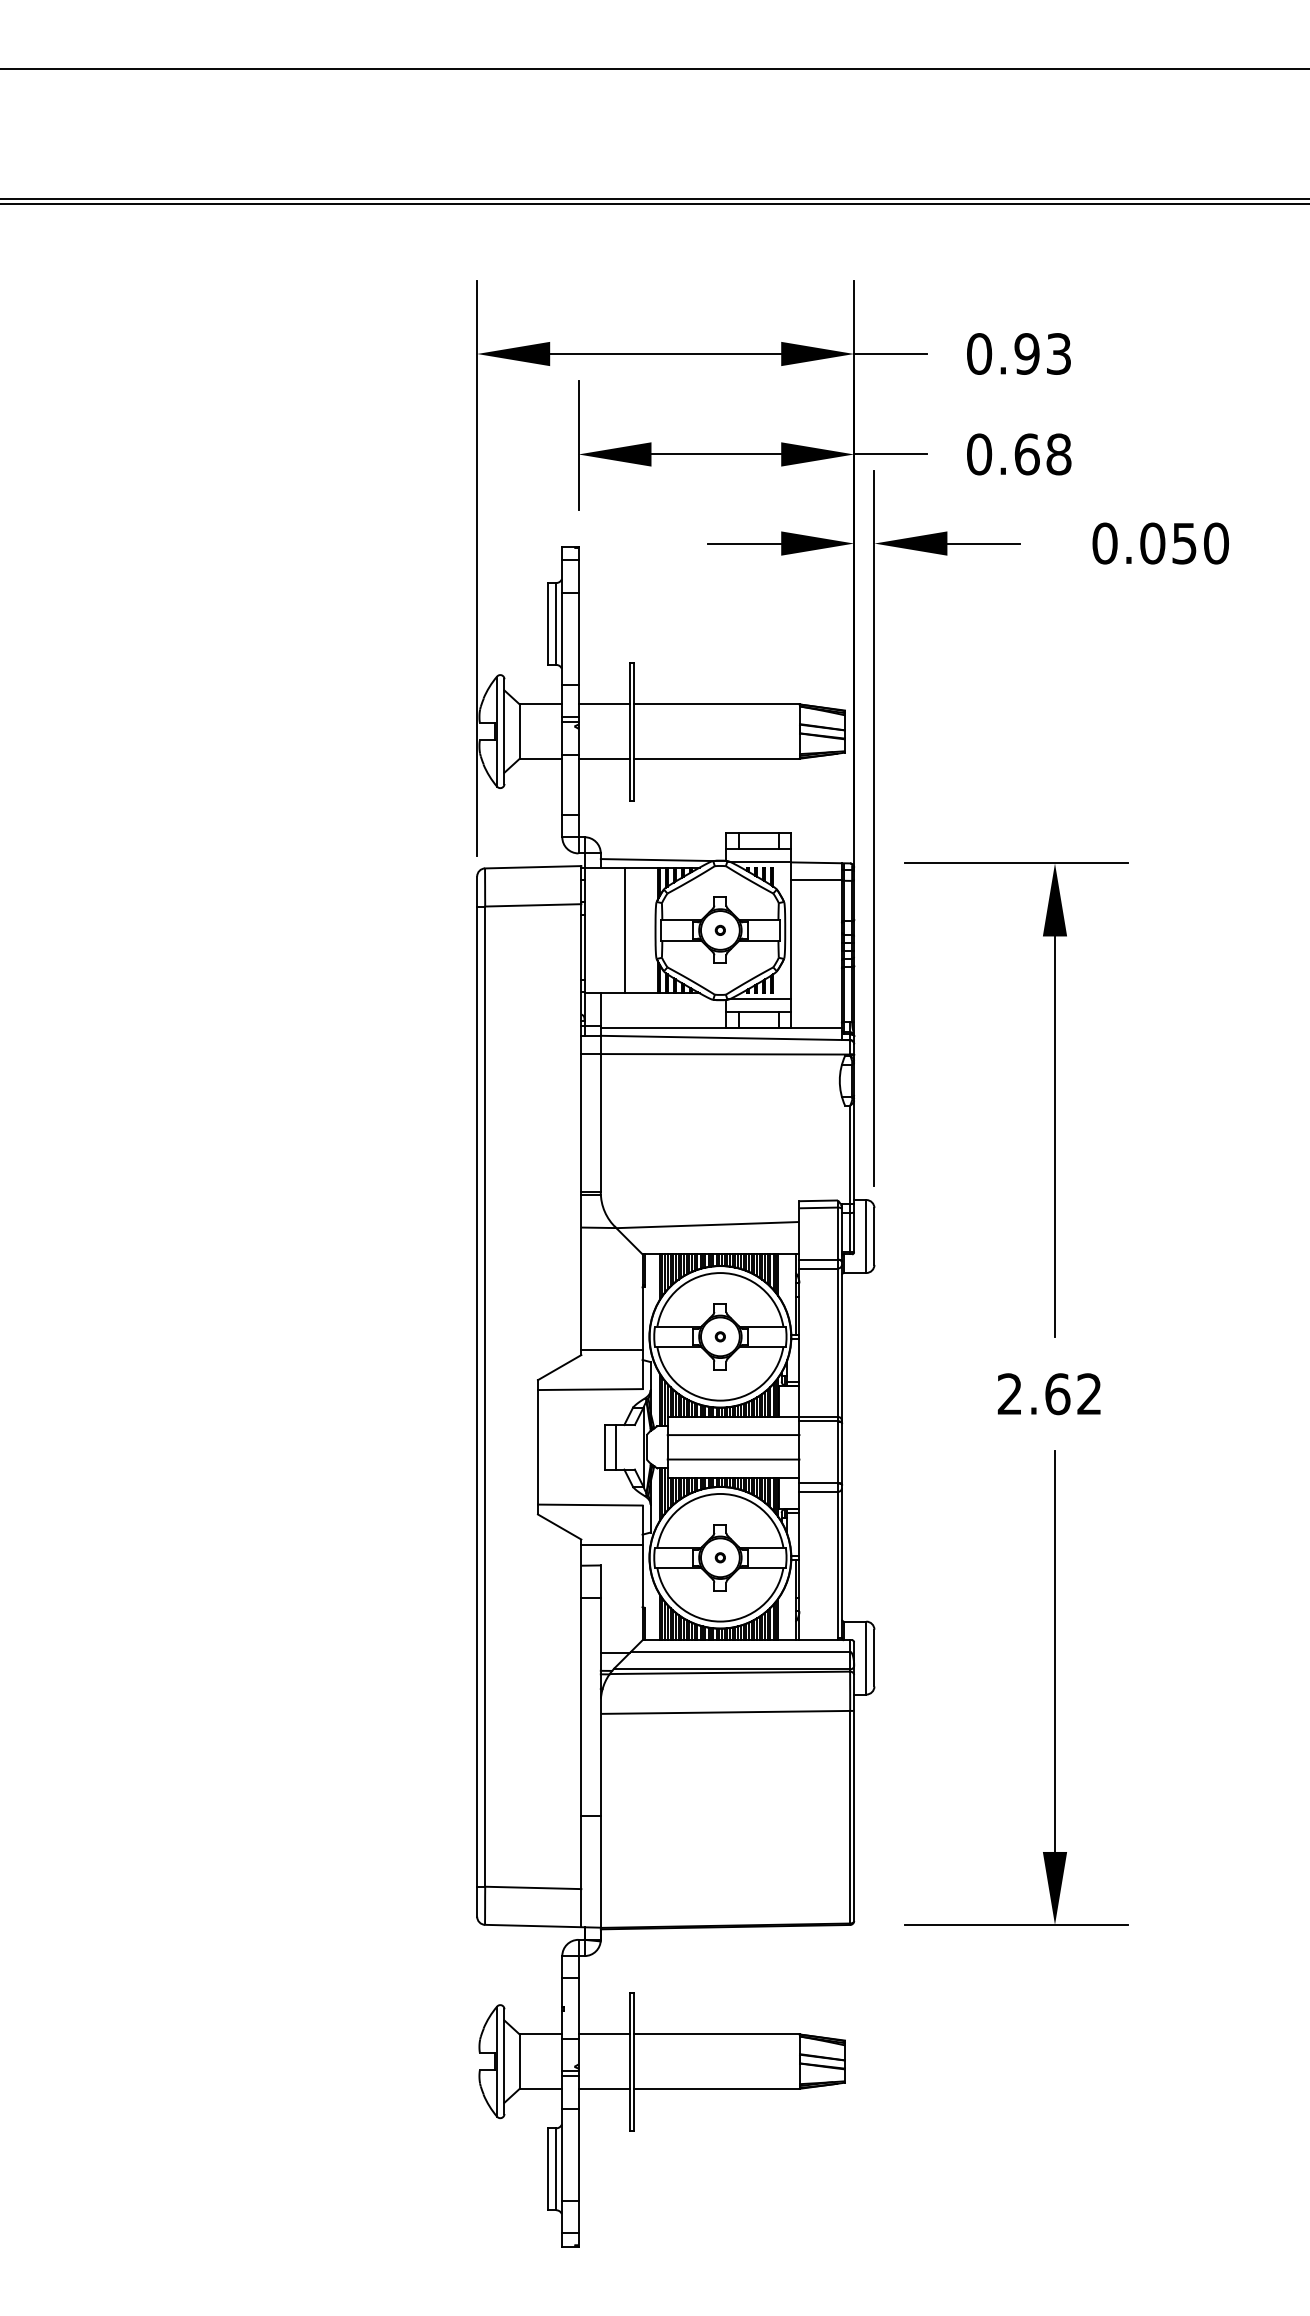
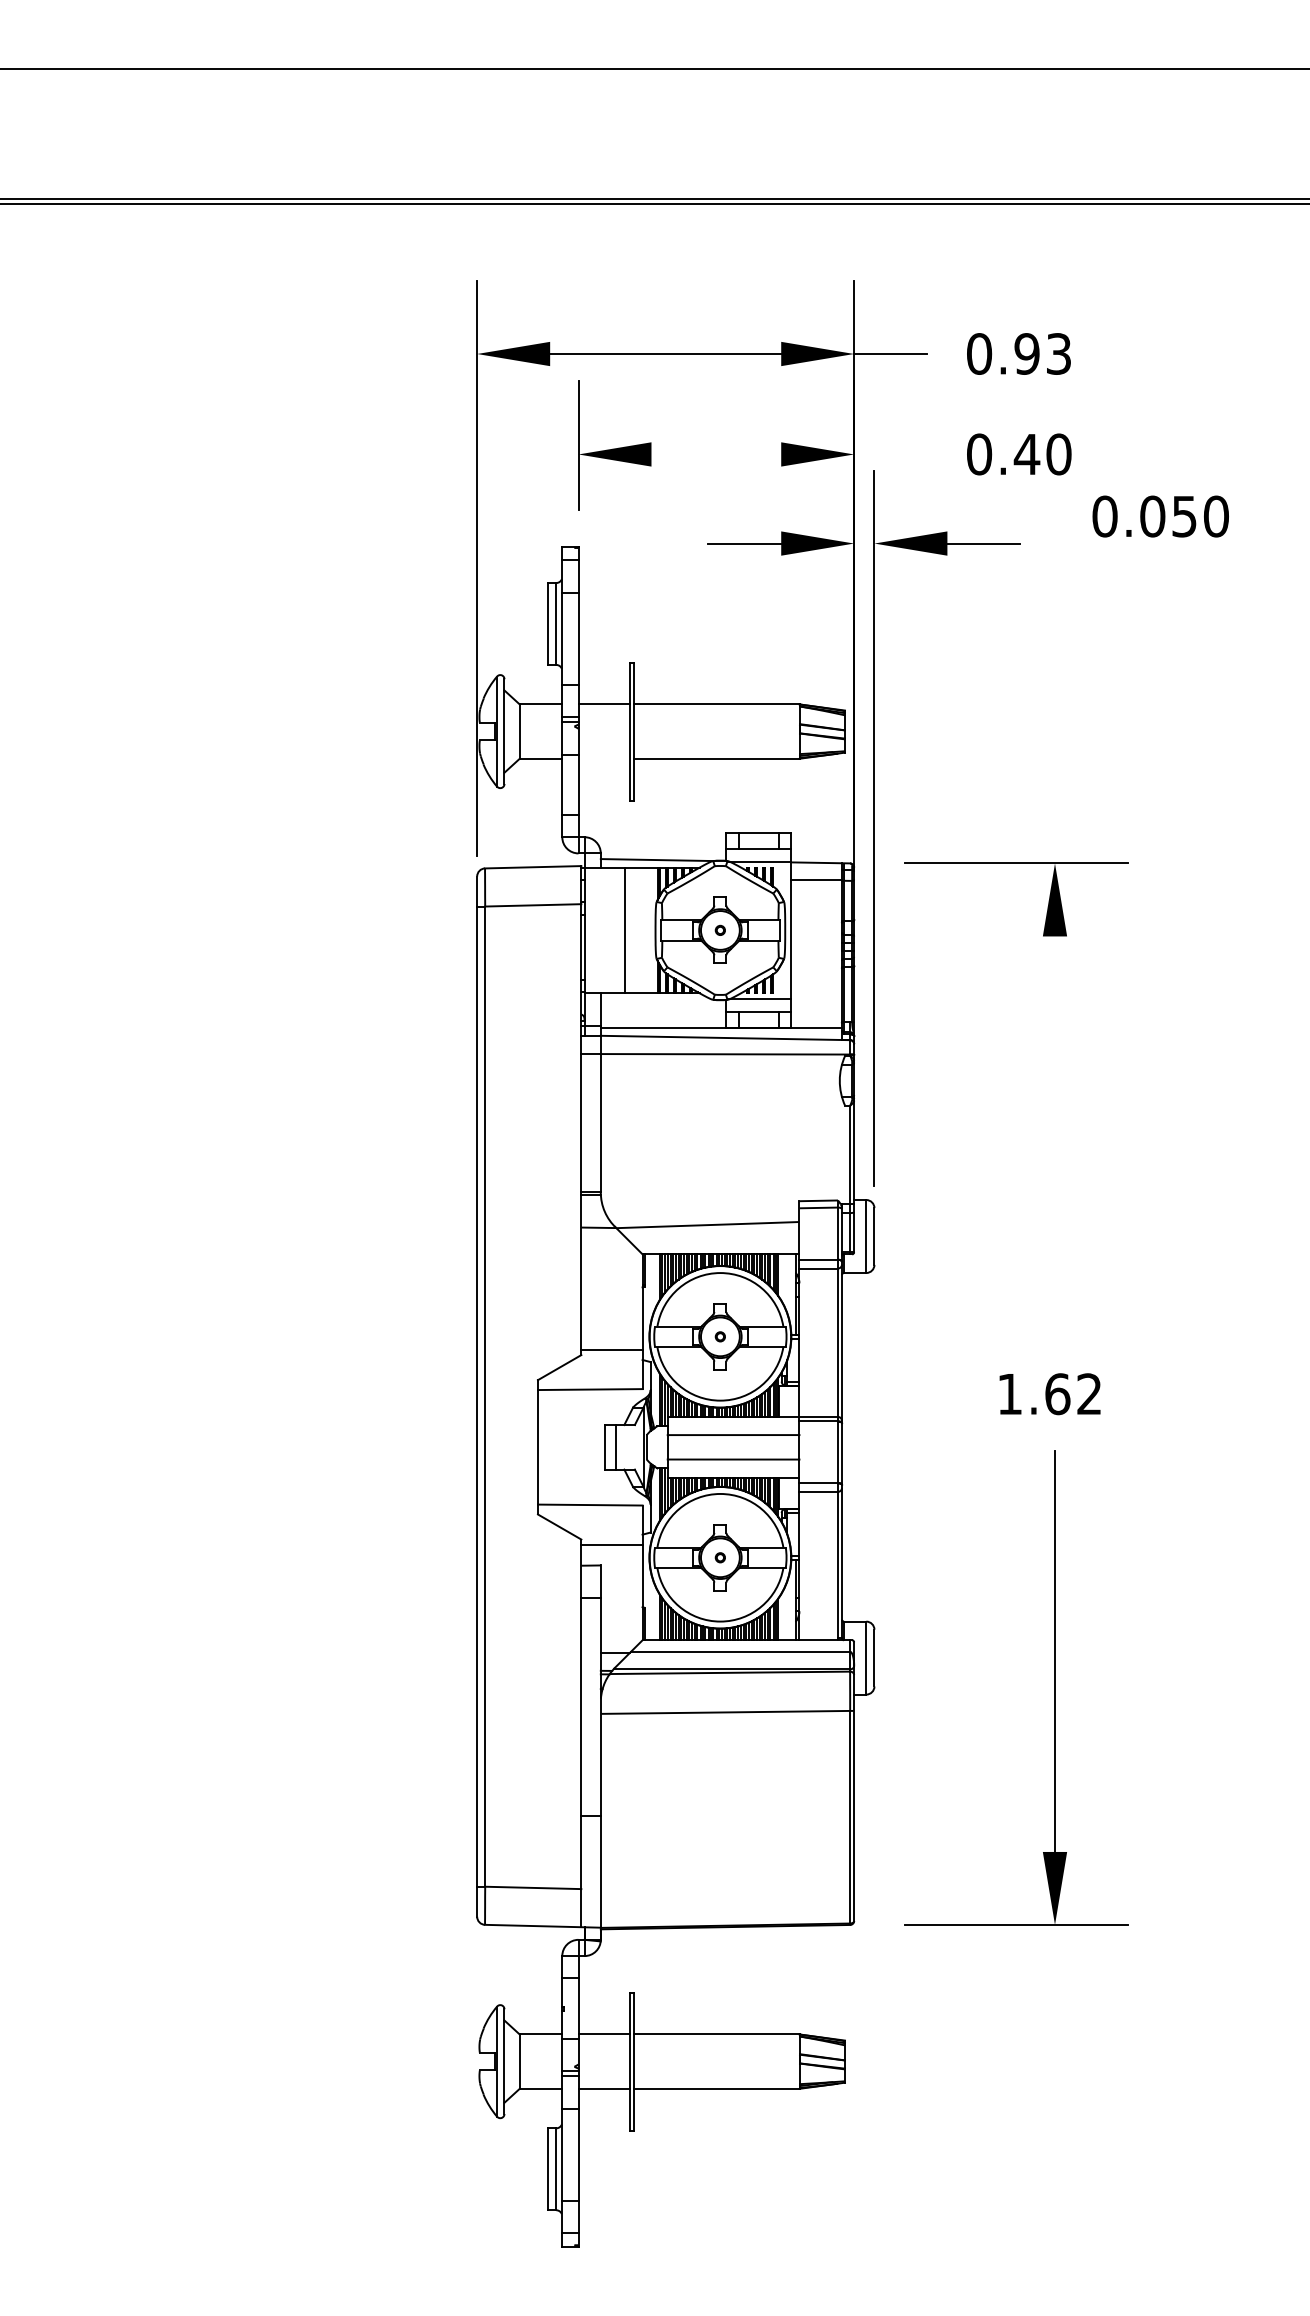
line: present -> none (716, 454)
line: present -> none (890, 454)
text: 0.68 -> 0.40 (1042, 454)
text position: (1160, 543) -> (1160, 516) (1160, 516)
line: present -> none (604, 758)
line: present -> none (1055, 1136)
text: 2.62 -> 1.62 (1009, 1393)
